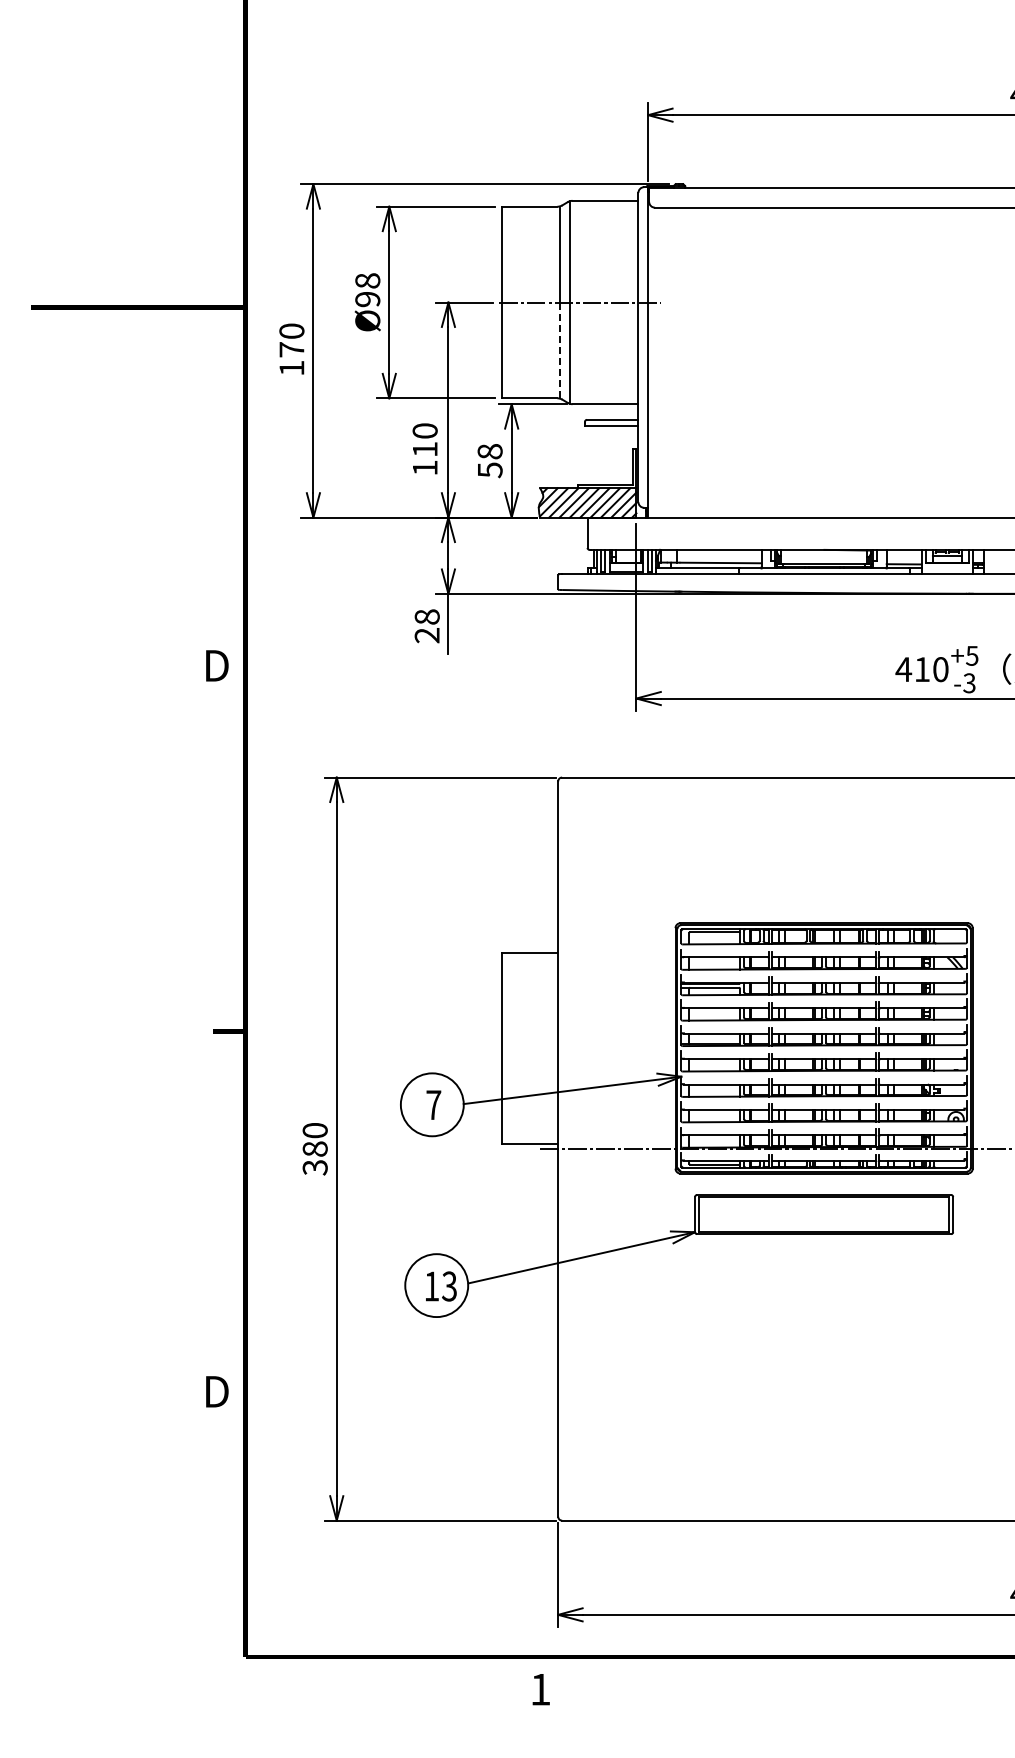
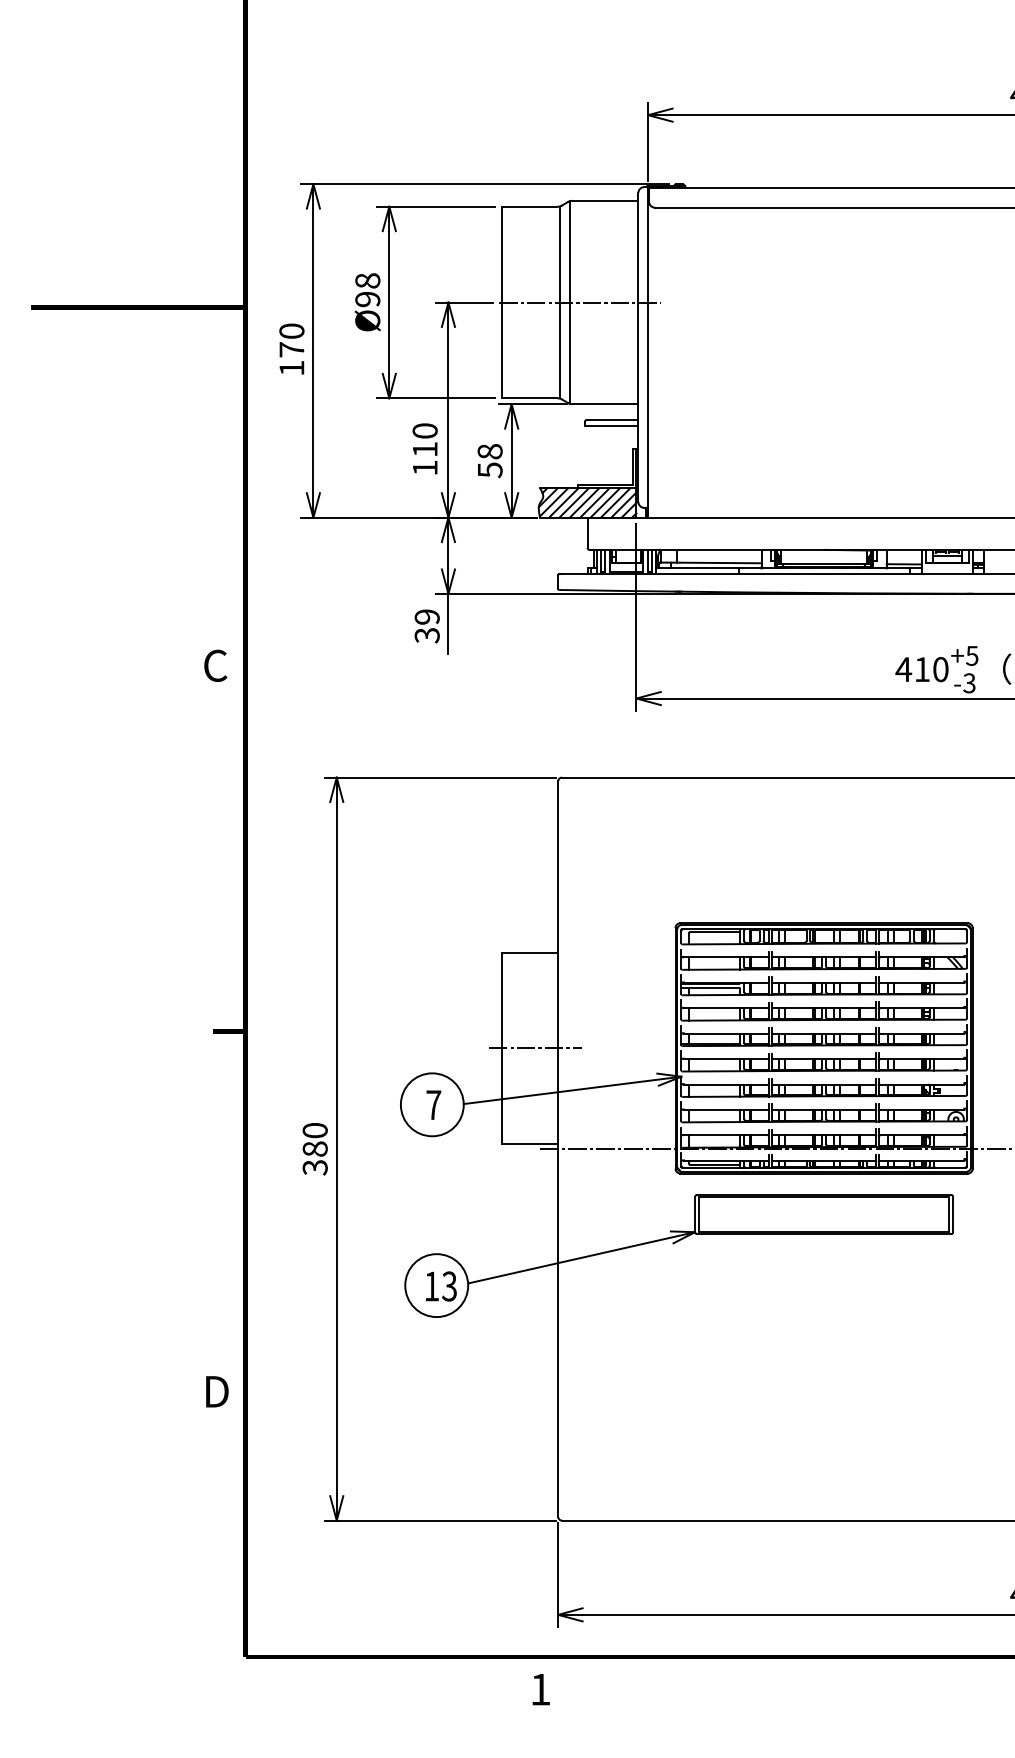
line: dashed -> solid (560, 350)
text: 28 -> 39 (426, 626)
text: D -> C (216, 665)
line: none -> present (535, 1048)
